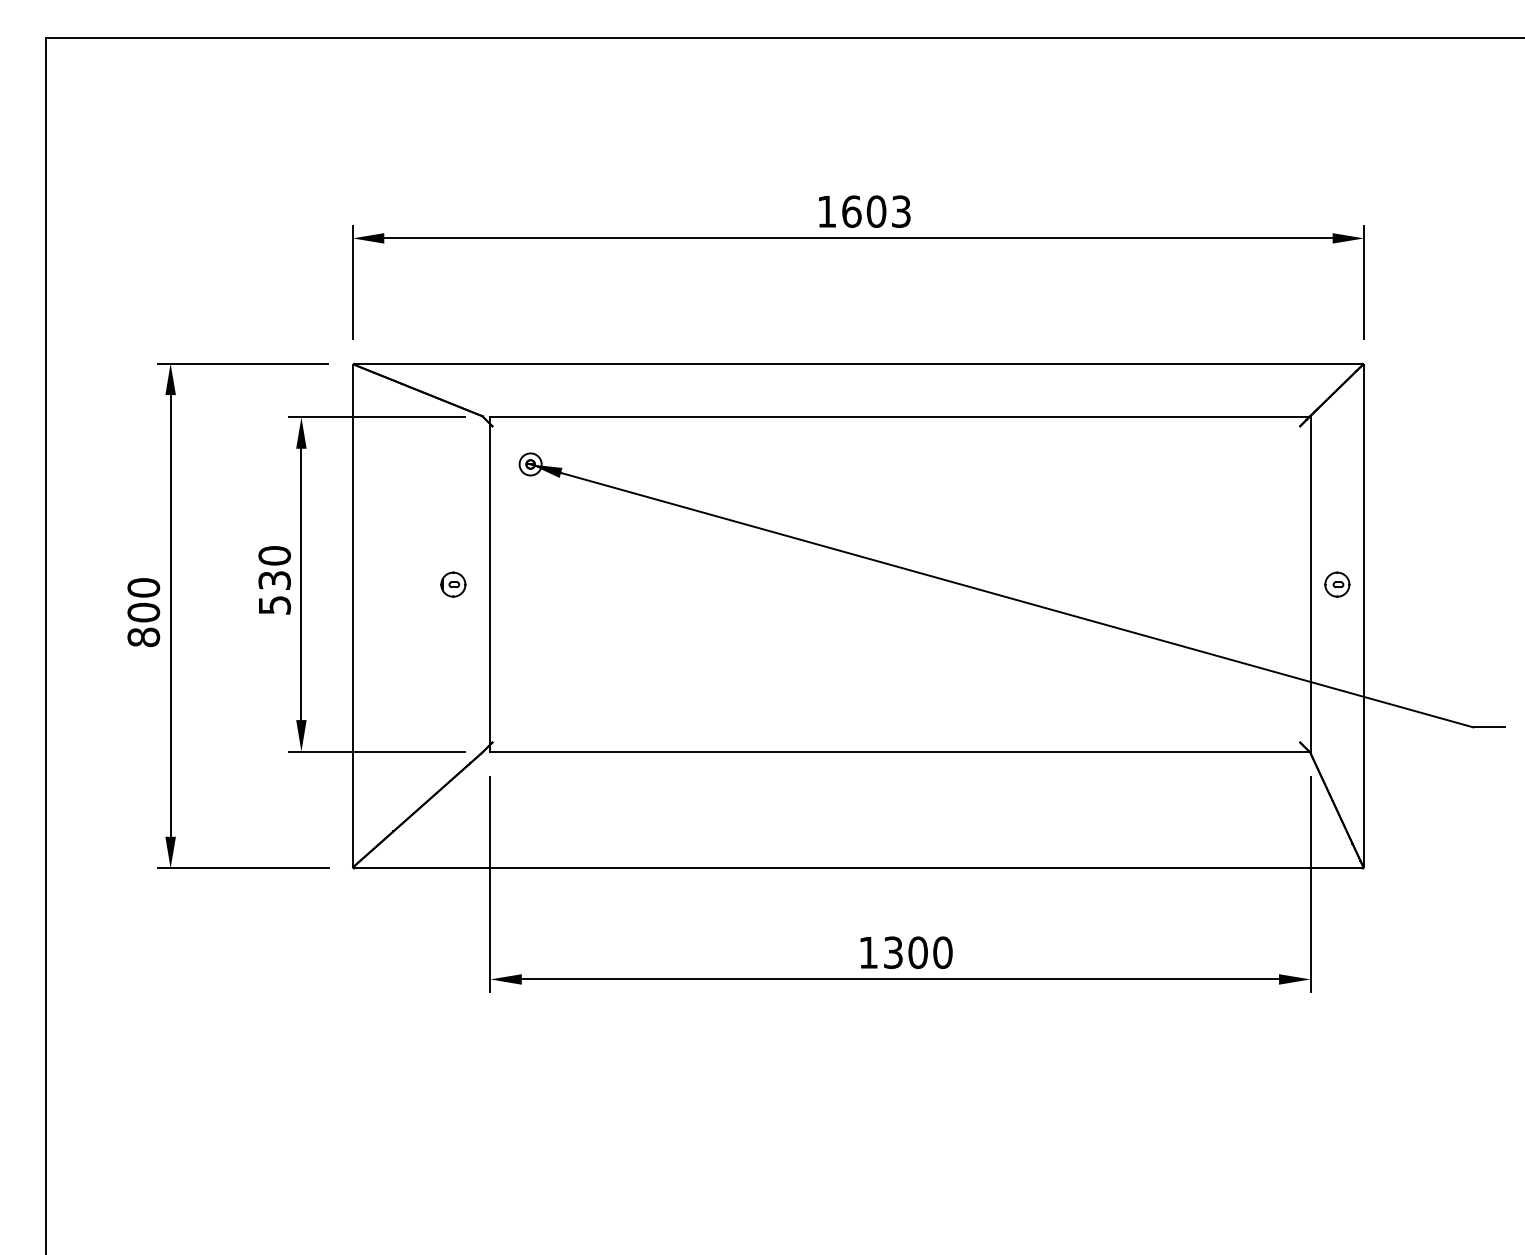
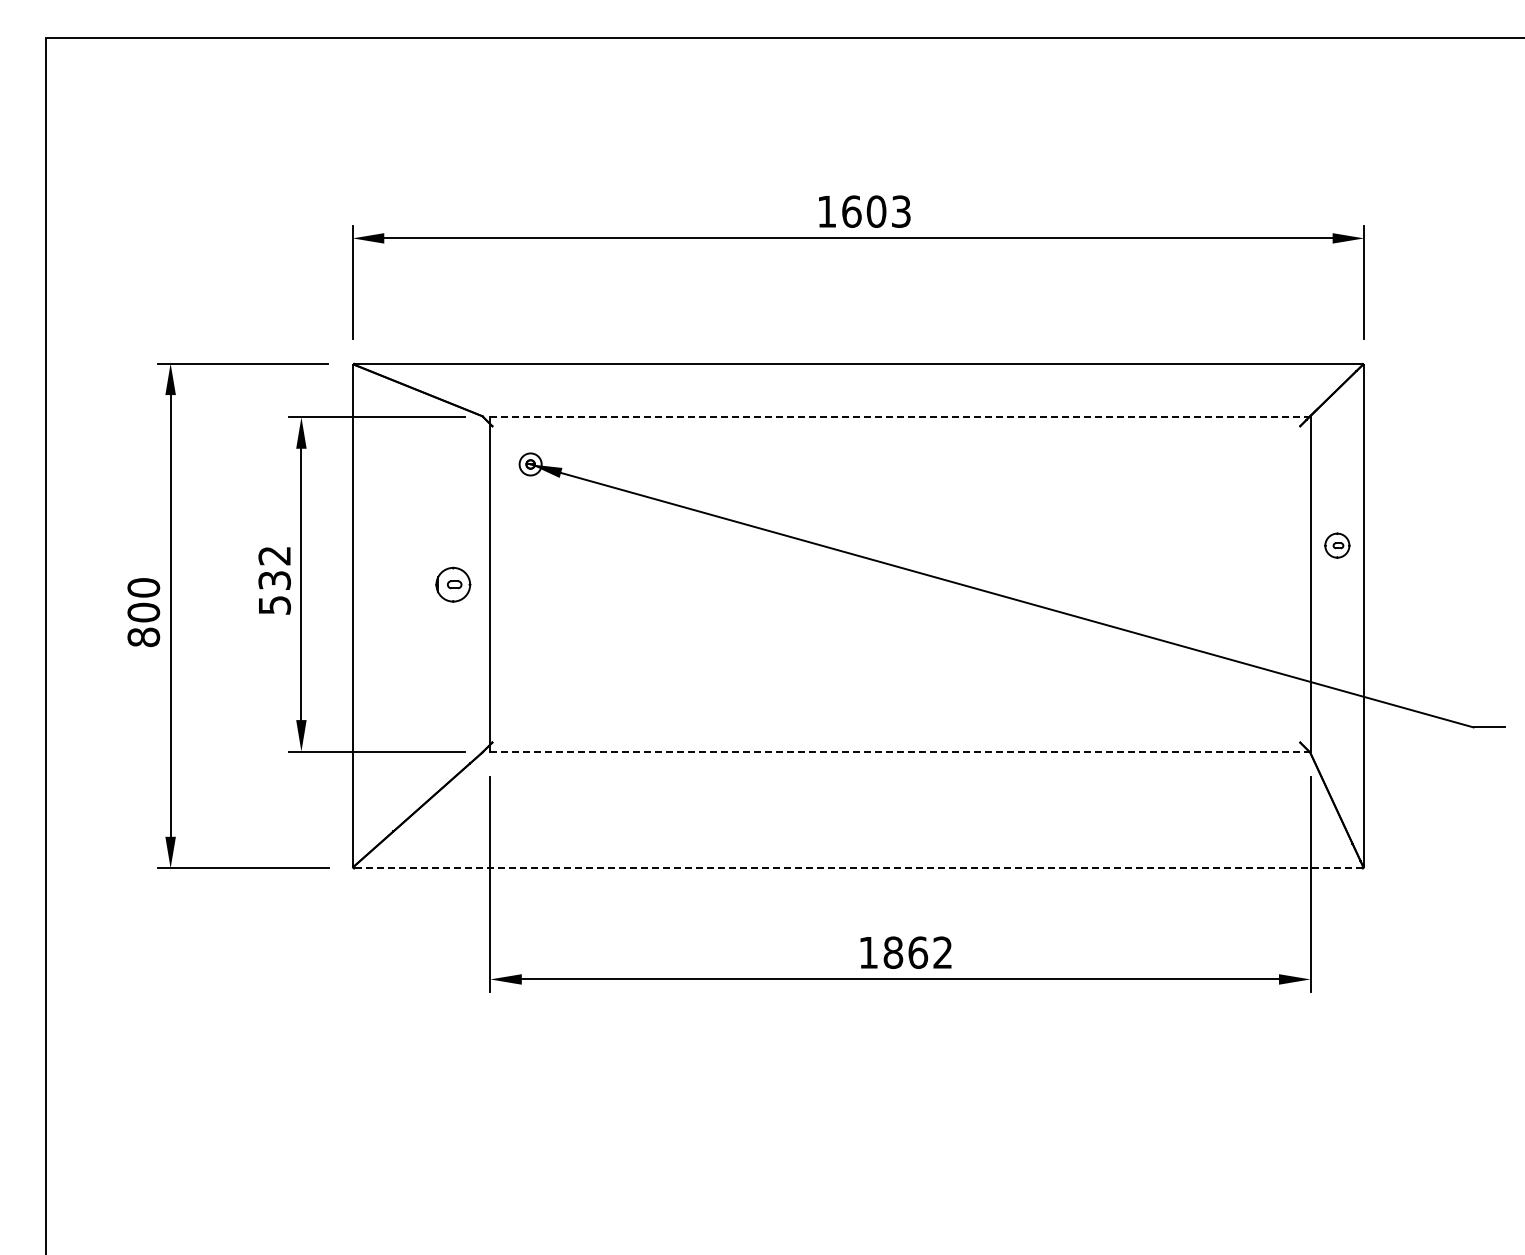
line: solid -> dashed (900, 417)
text: 530 -> 532 (274, 555)
part size: 27x27 px -> 37x37 px (453, 584)
part position: (1337, 584) -> (1337, 545) (1337, 545)
line: solid -> dashed (899, 751)
line: solid -> dashed (857, 868)
text: 1300 -> 1862 (917, 952)
